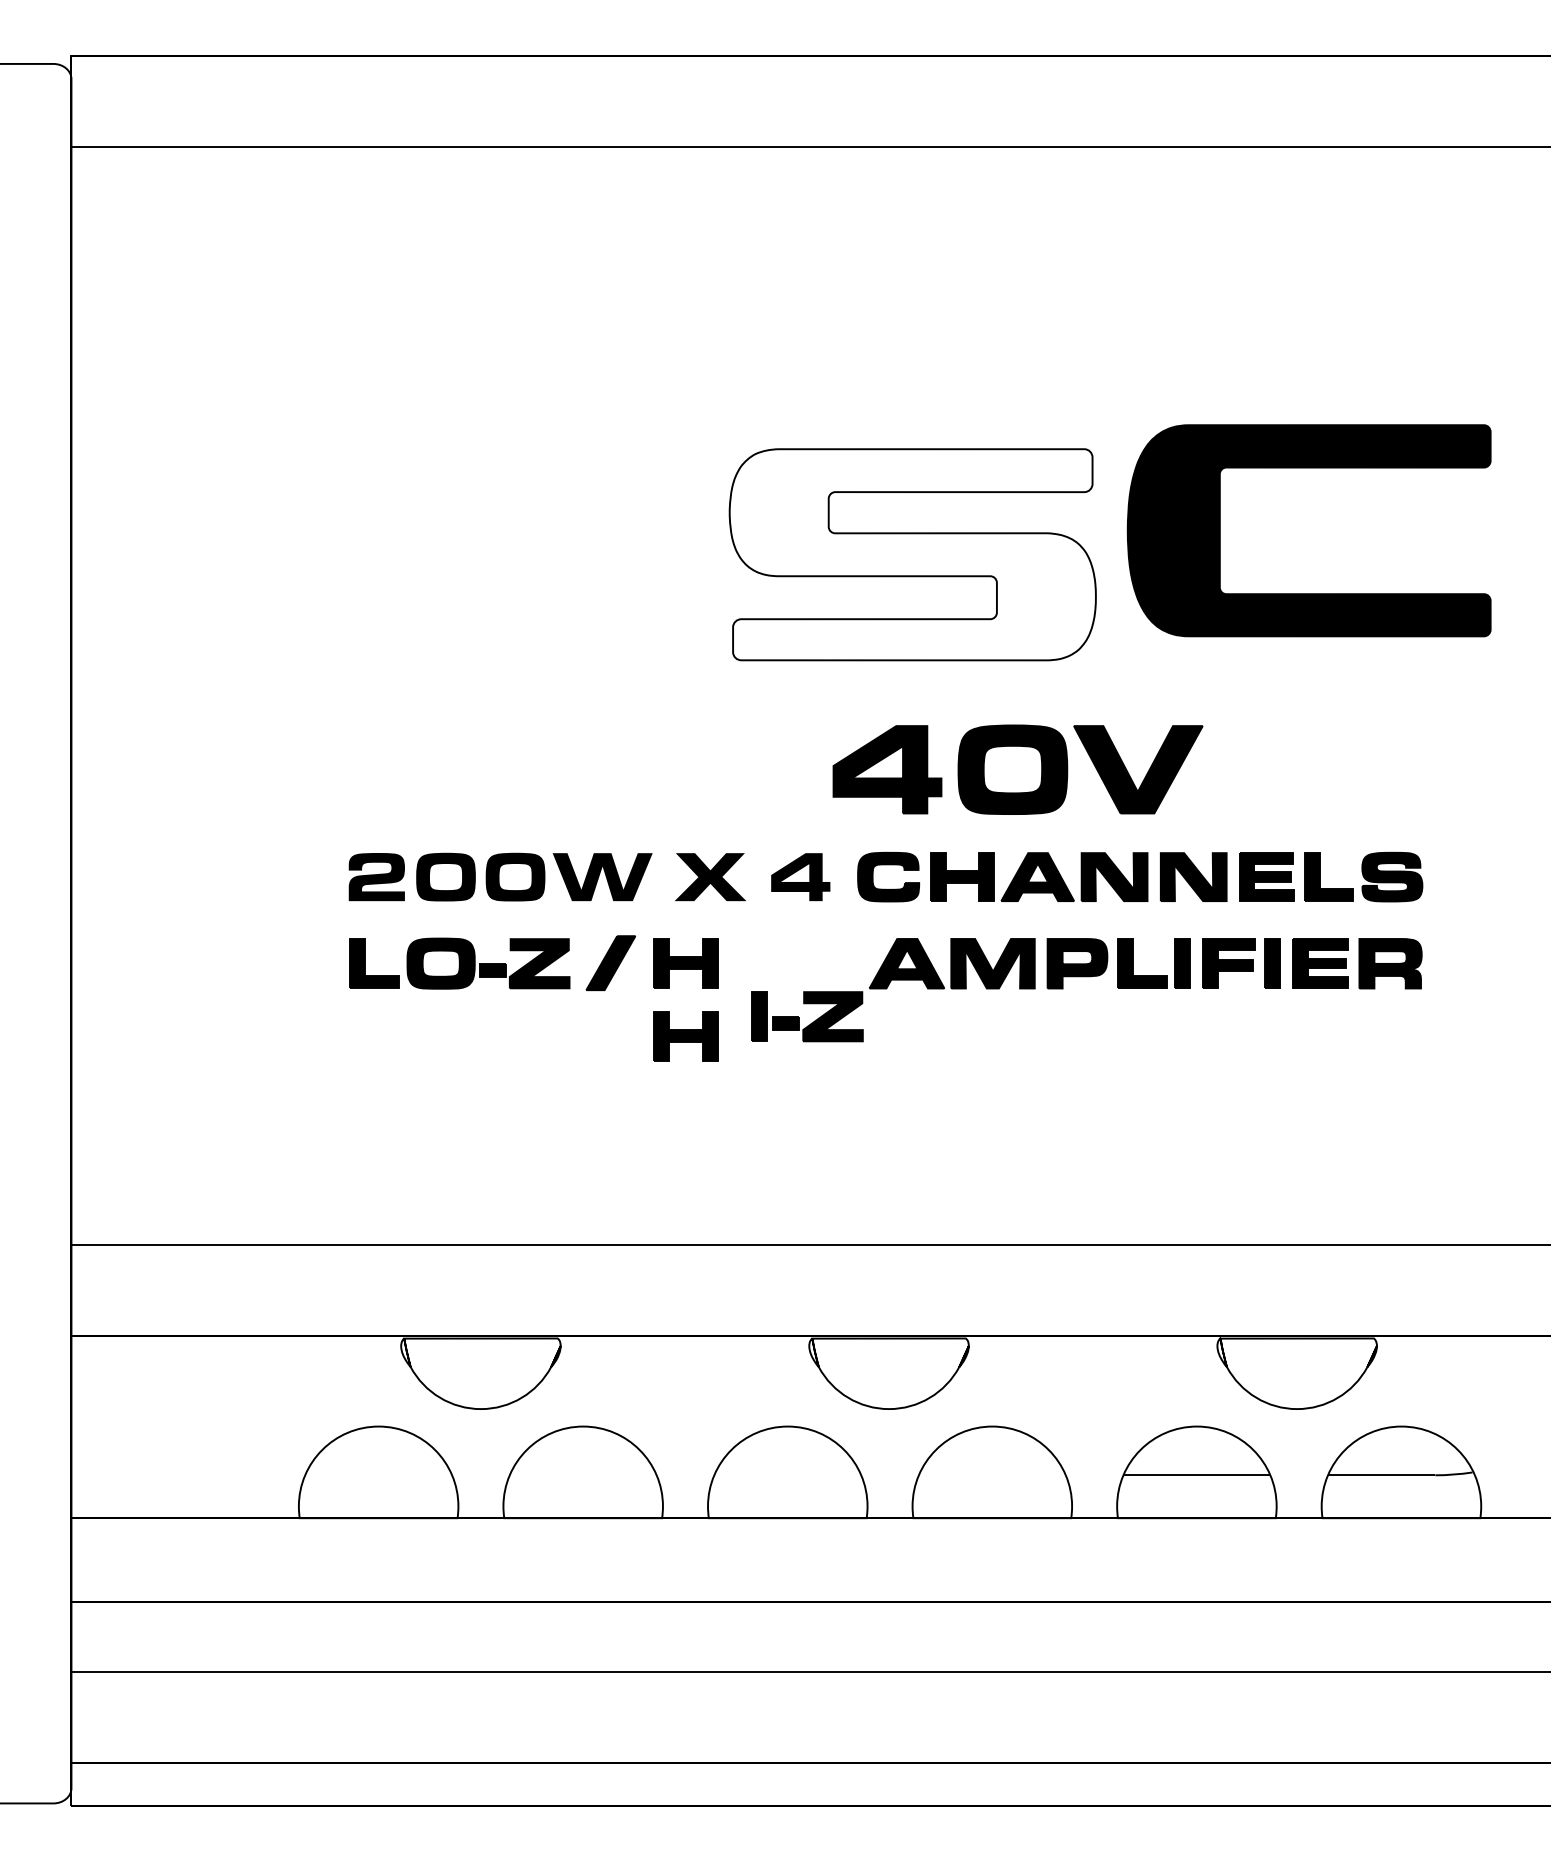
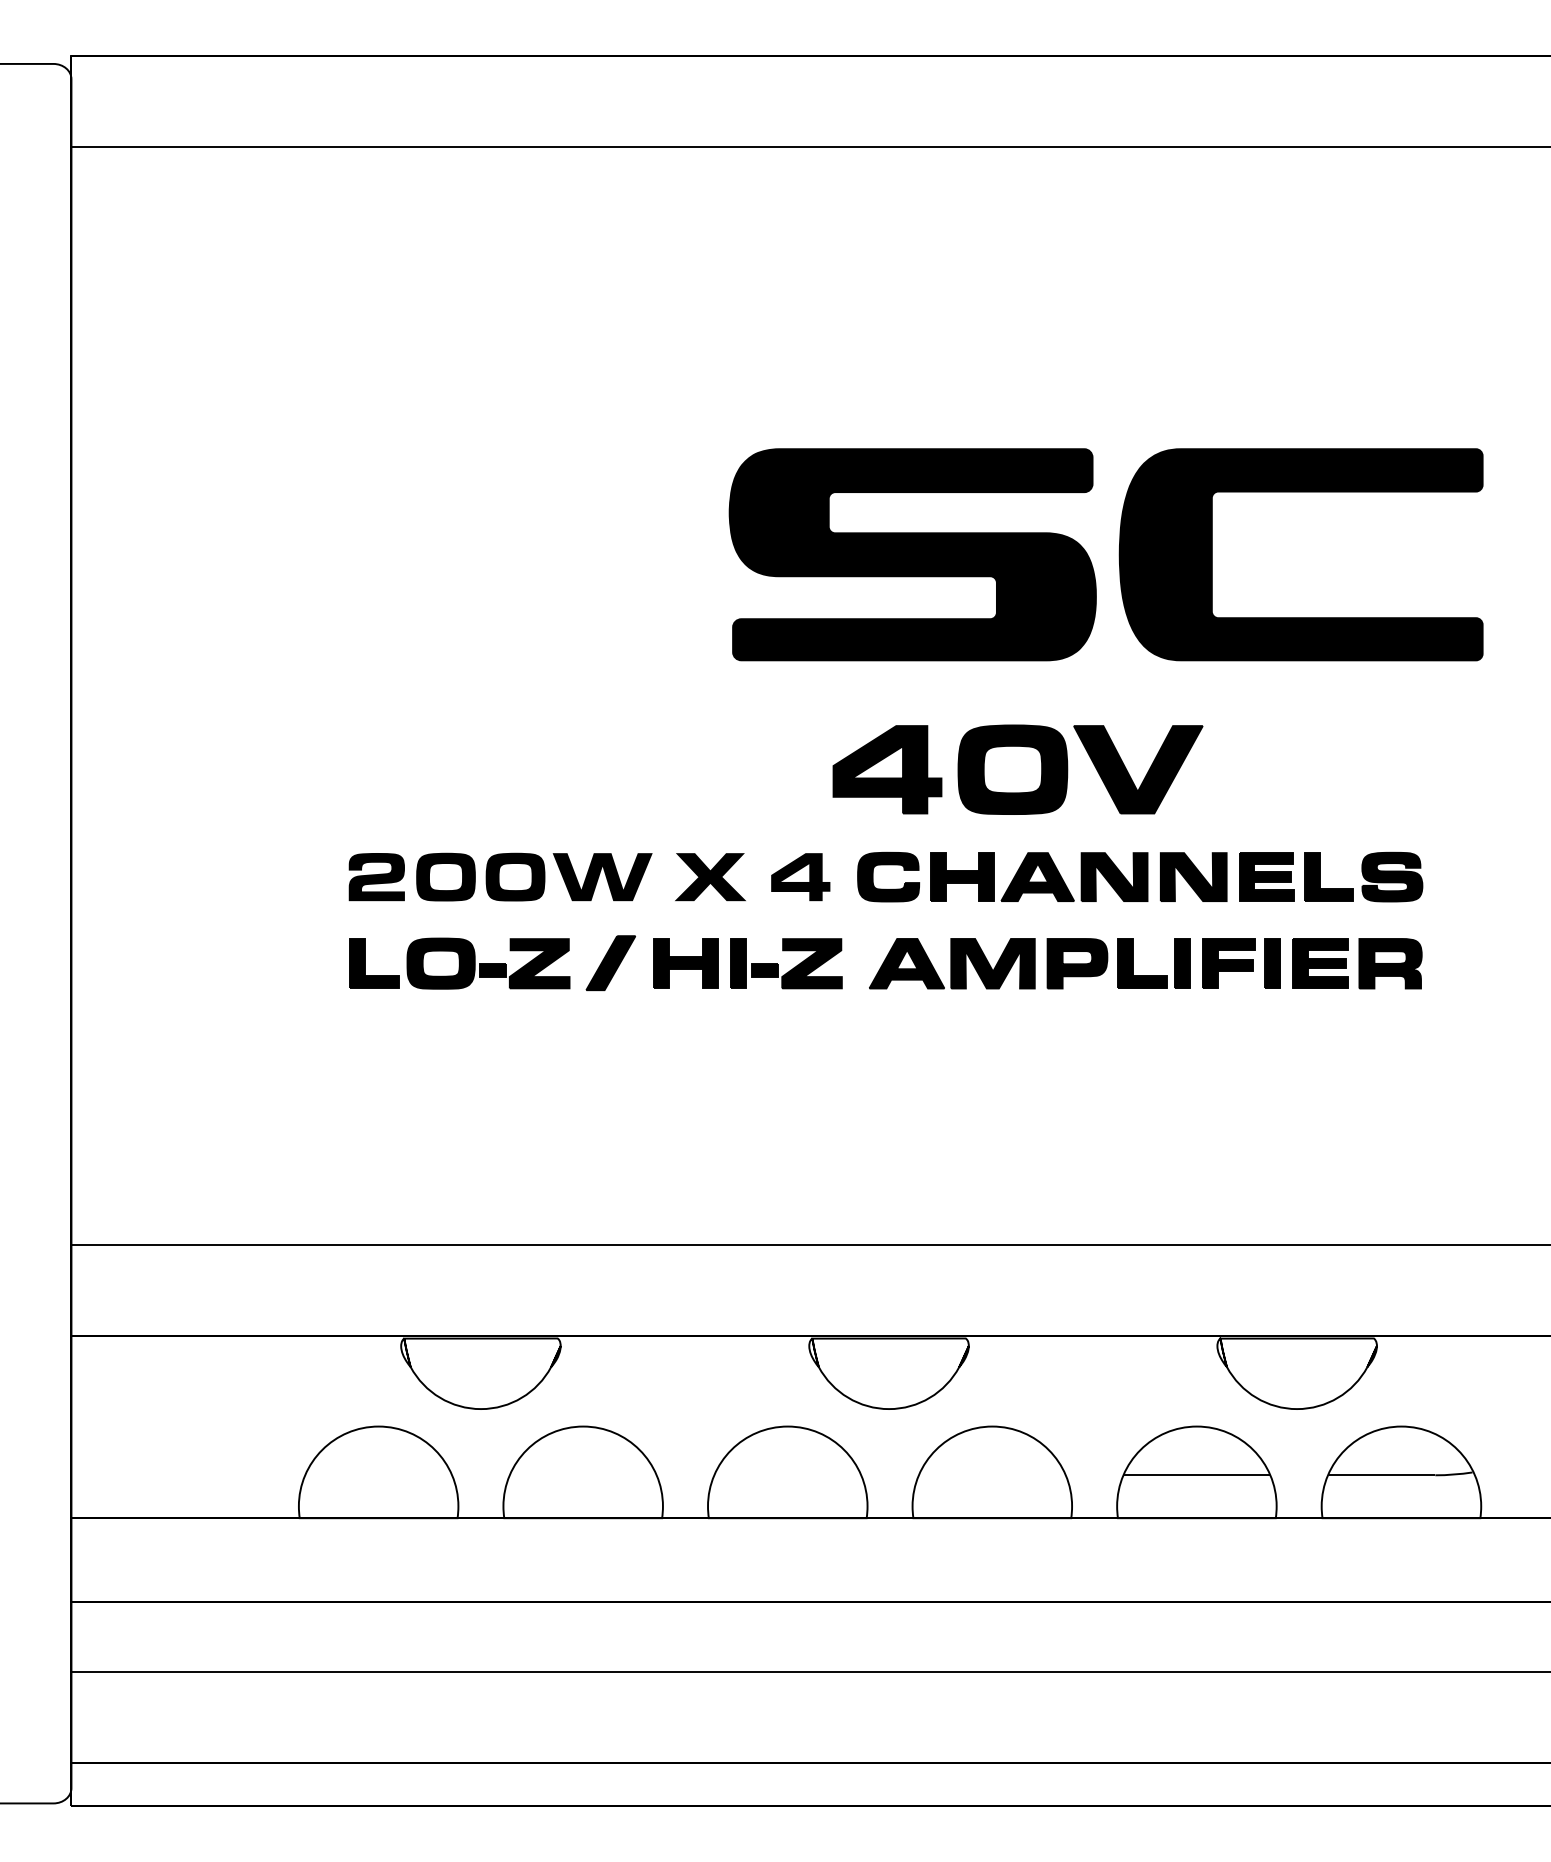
part position: (1308, 468) -> (1300, 492) (1300, 492)
fill: none -> present (912, 554)
part position: (811, 1022) -> (790, 969) (790, 969)
part: present -> none (685, 1036)
